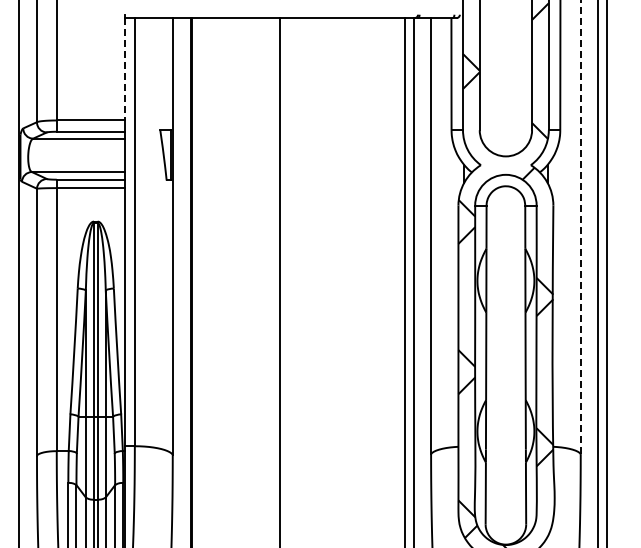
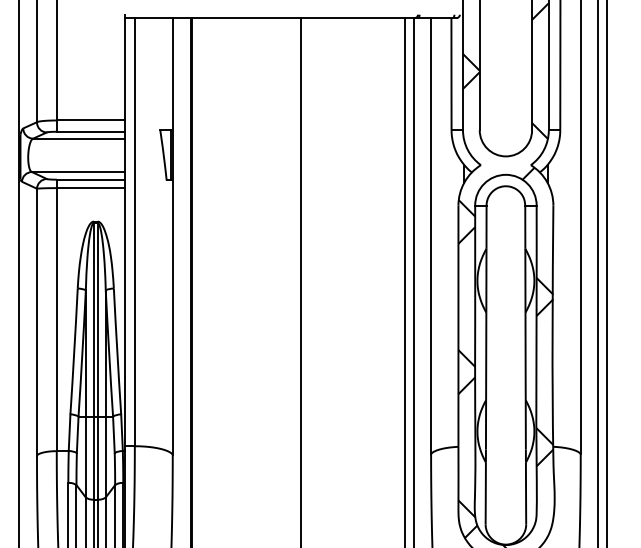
line: dashed -> solid (124, 69)
line: dashed -> solid (580, 227)
line position: (279, 281) -> (300, 281) (300, 281)
